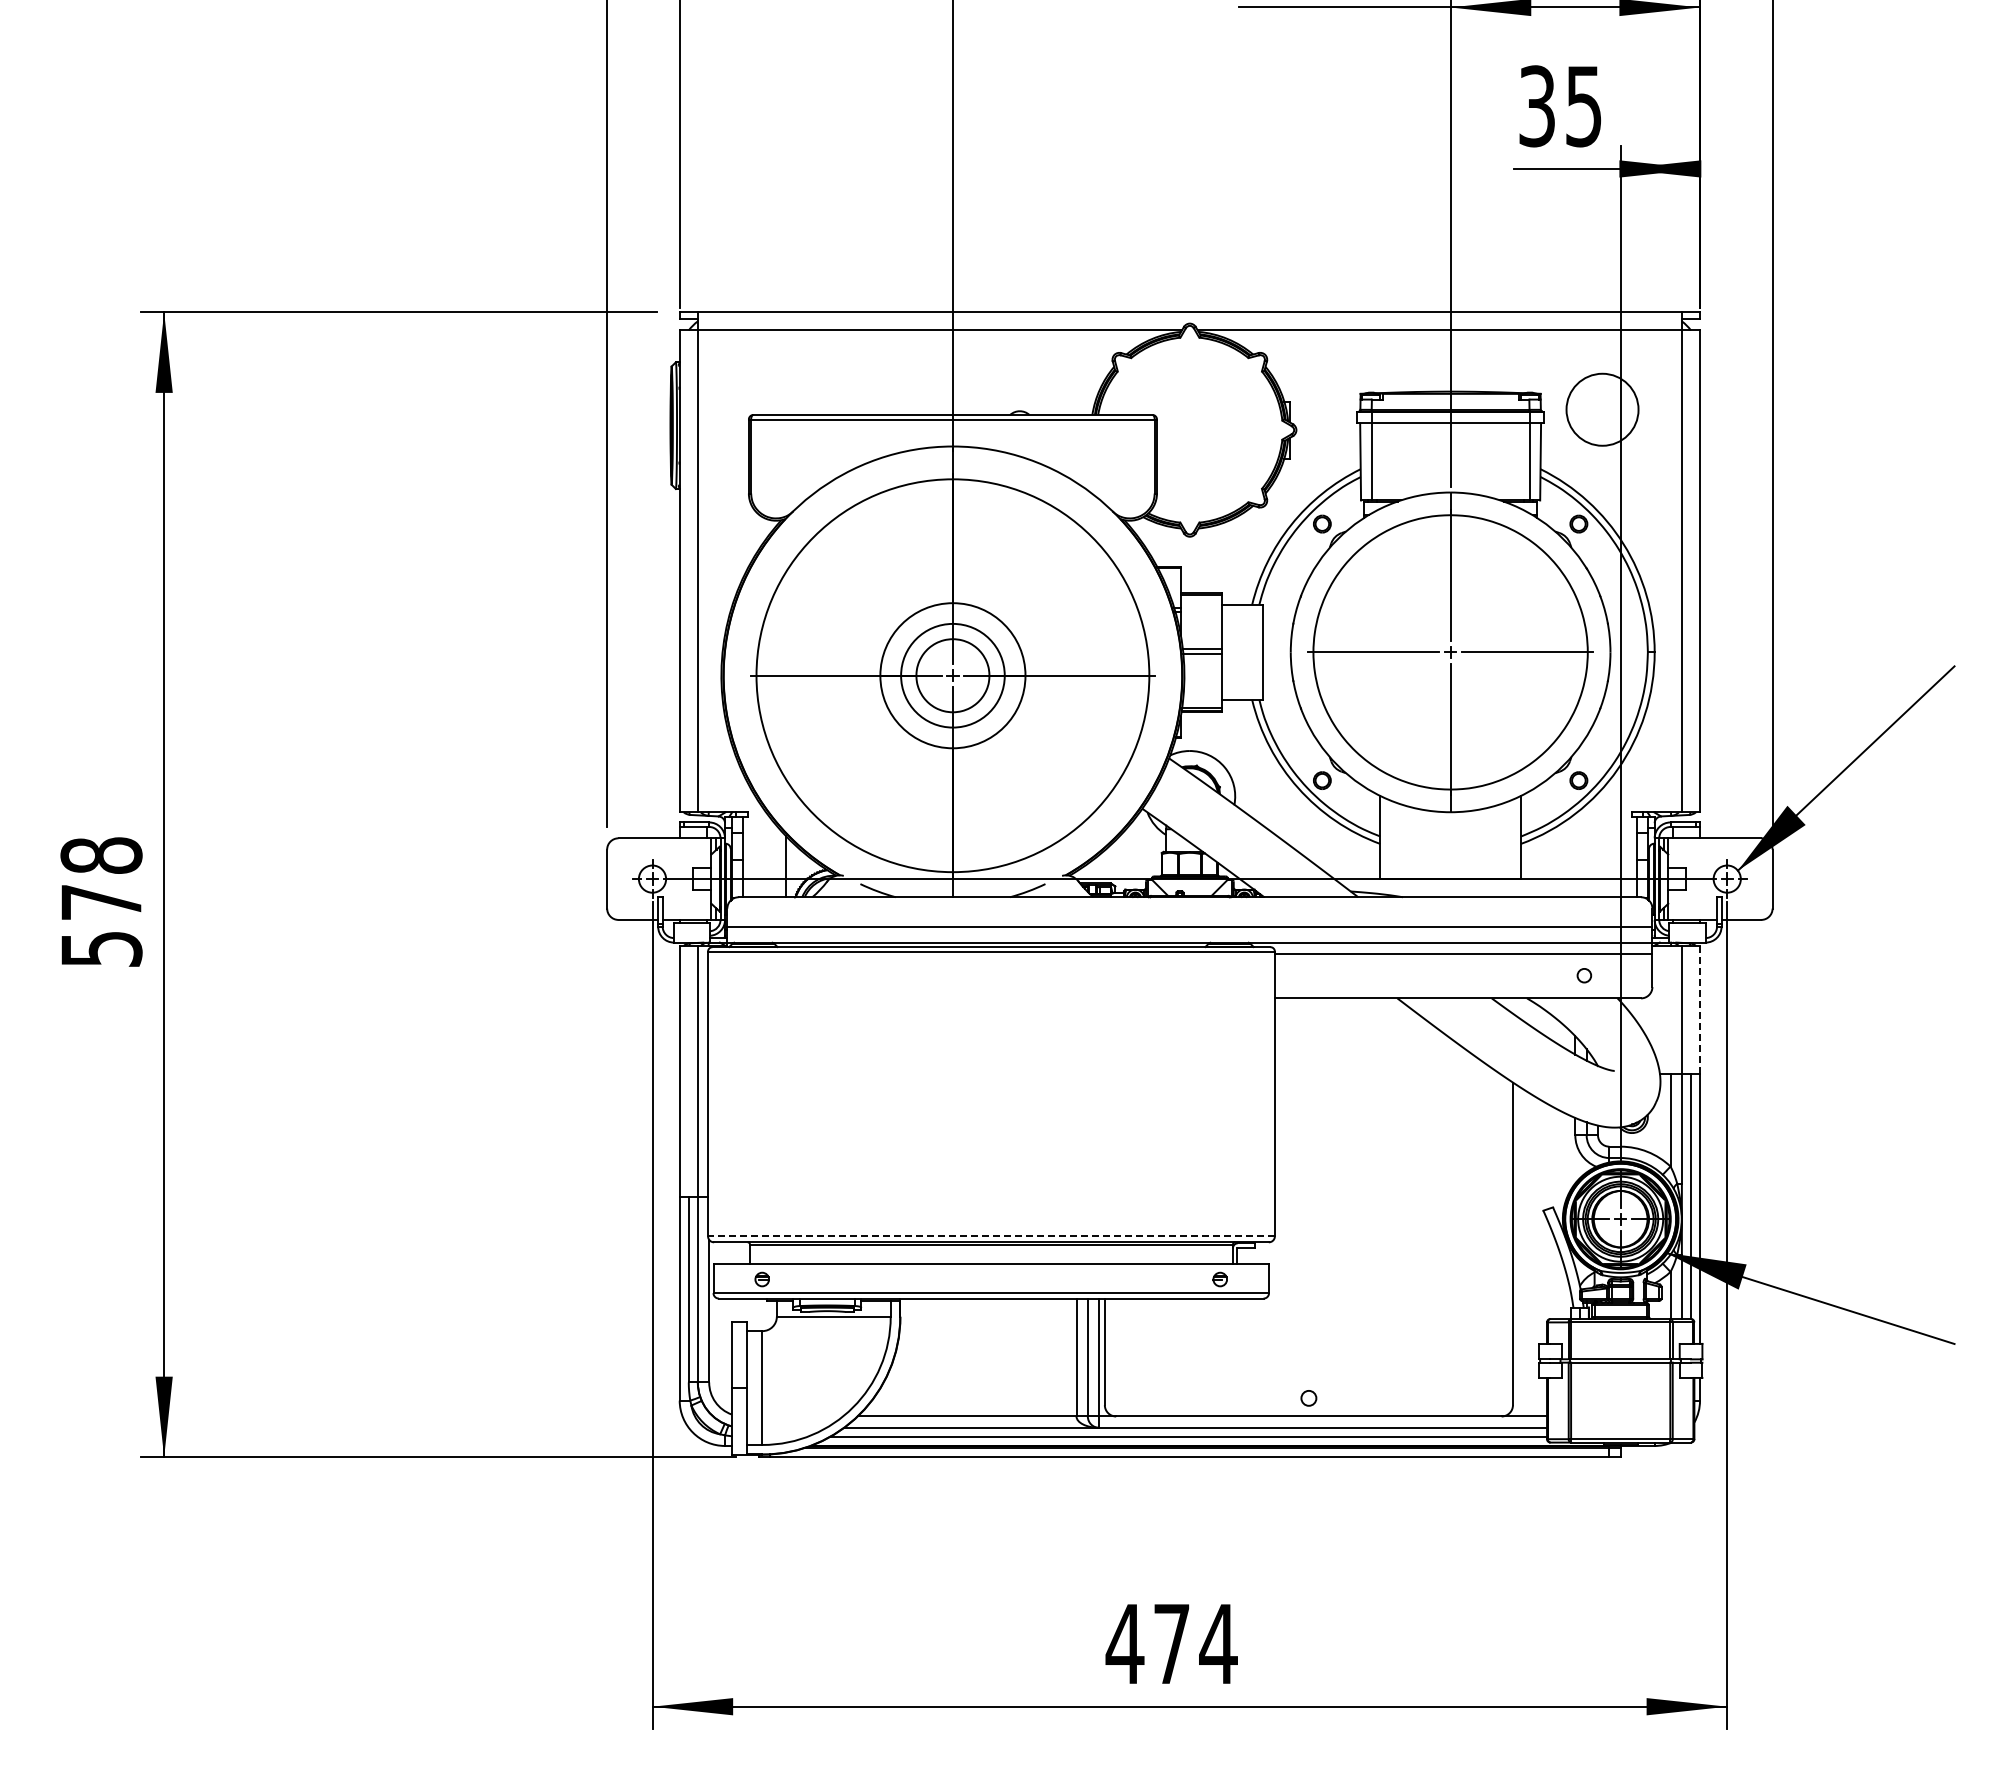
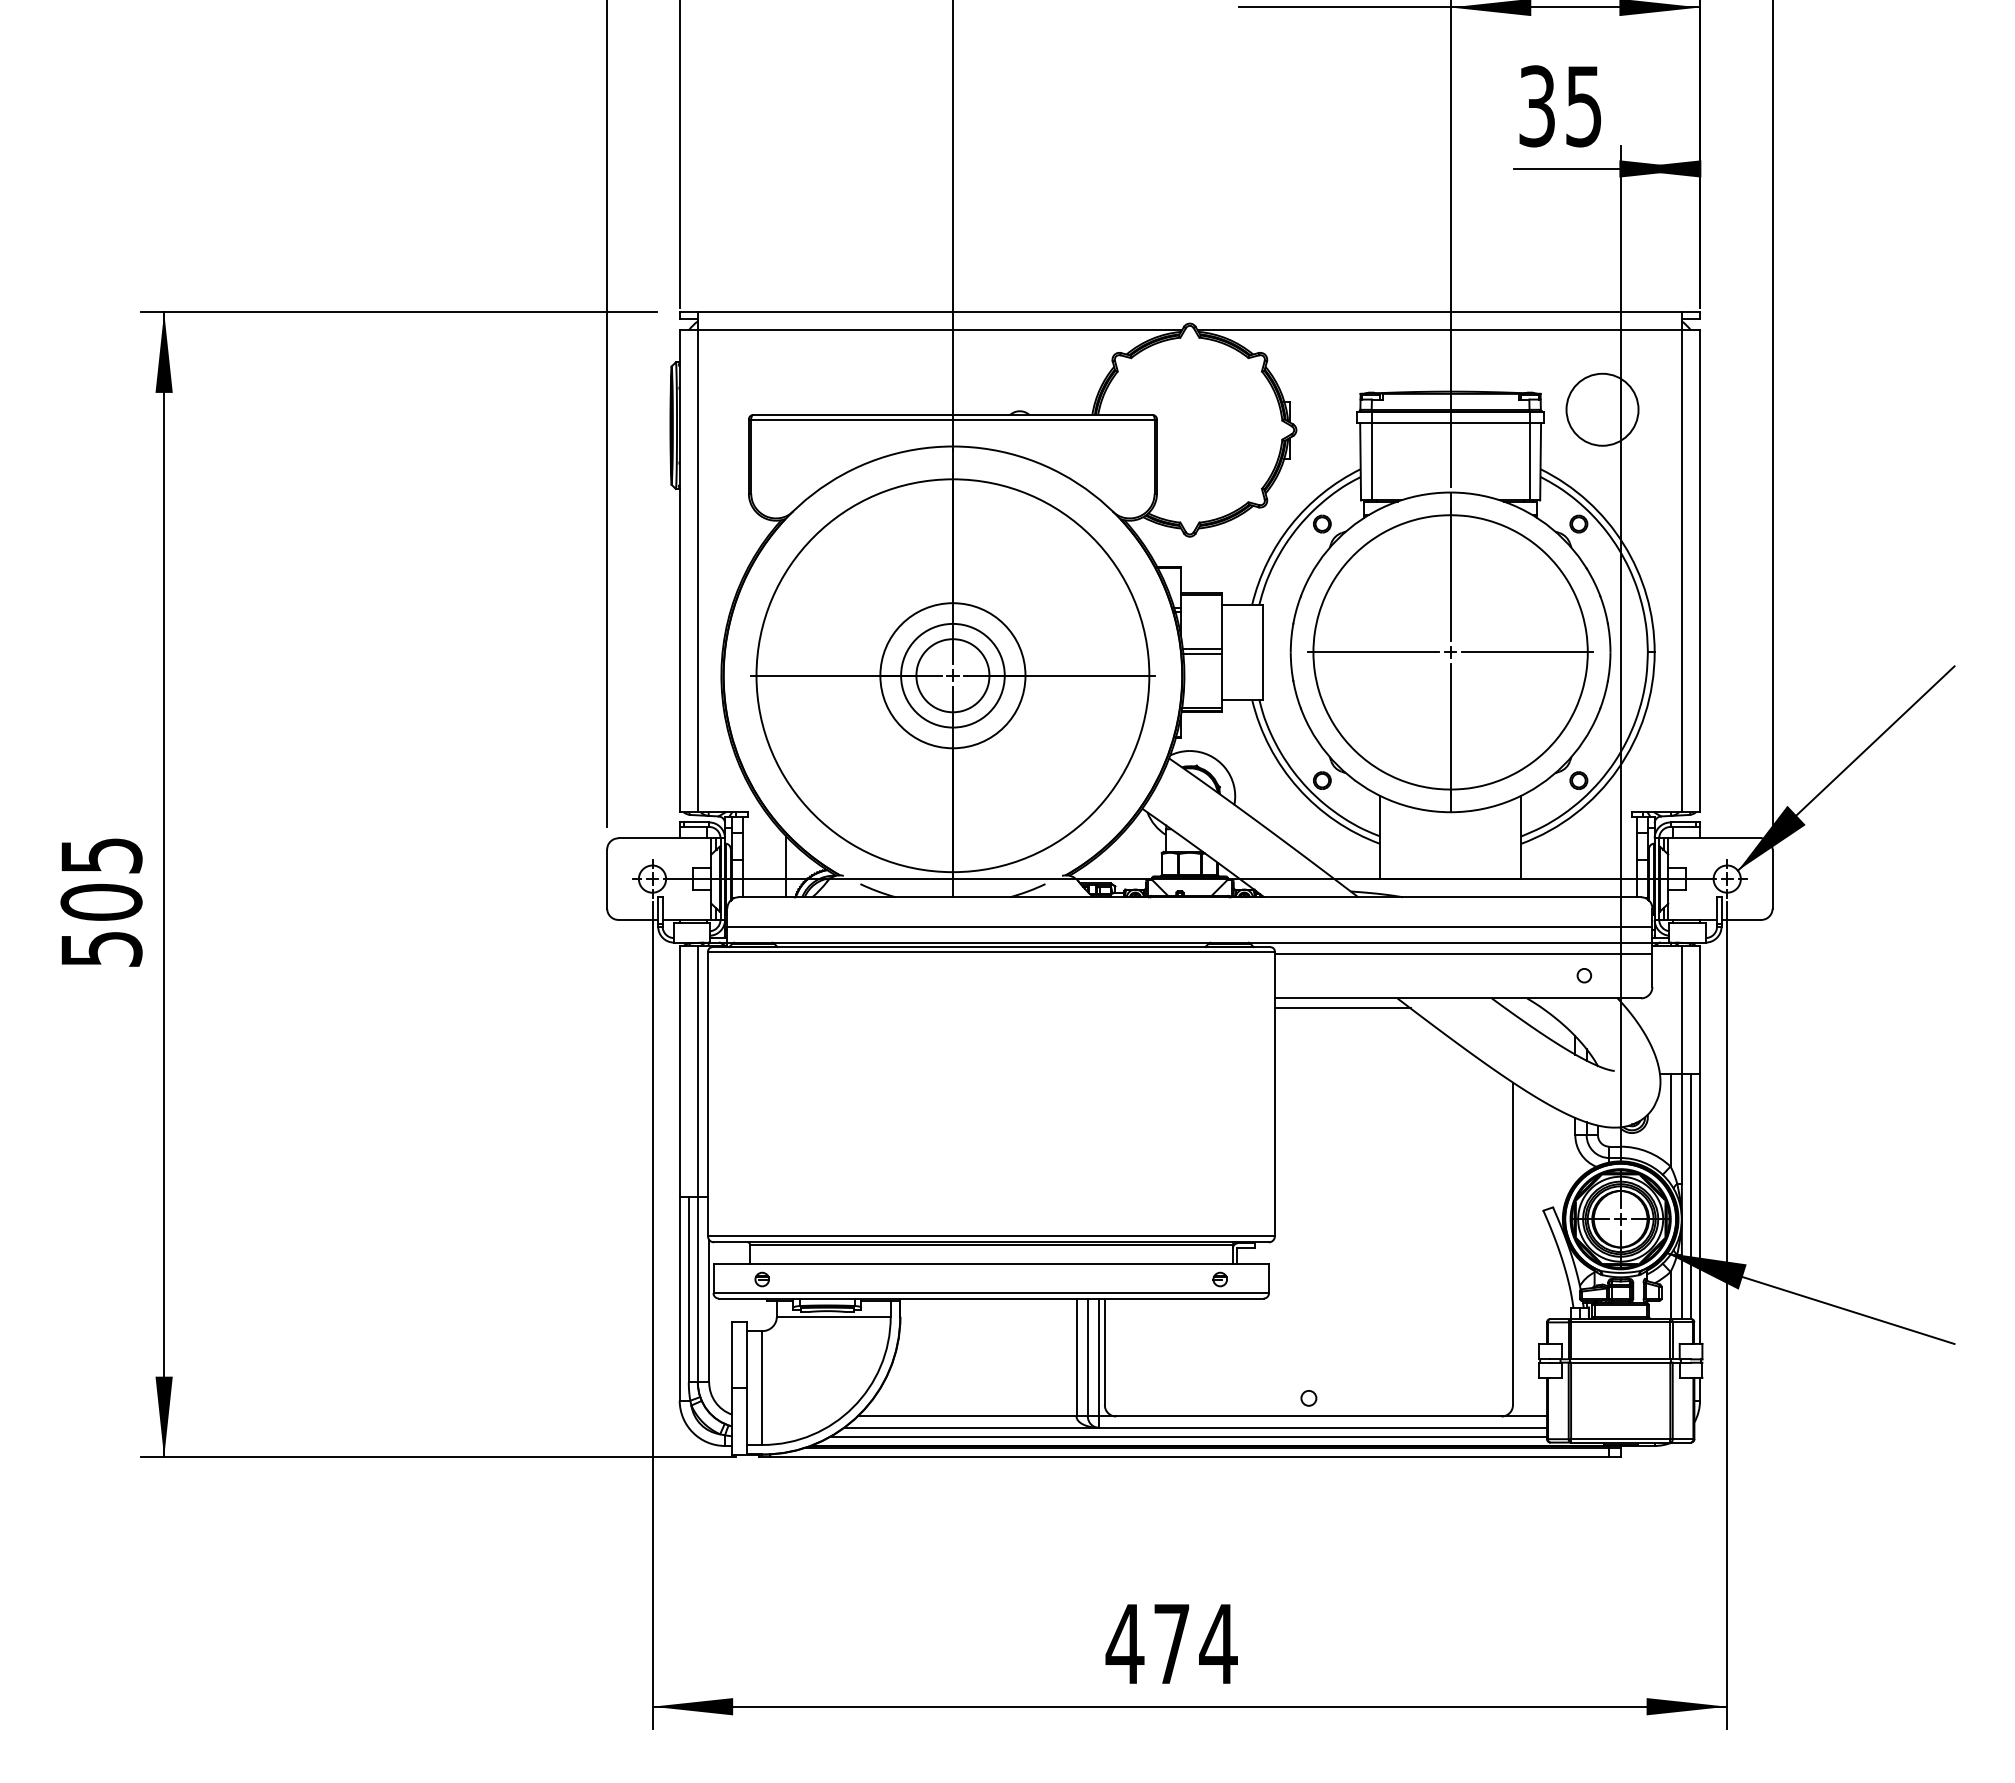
text: 578 -> 505 (101, 878)
line: none -> present (1342, 1008)
line: dashed -> solid (1700, 1009)
line: dashed -> solid (990, 1236)
